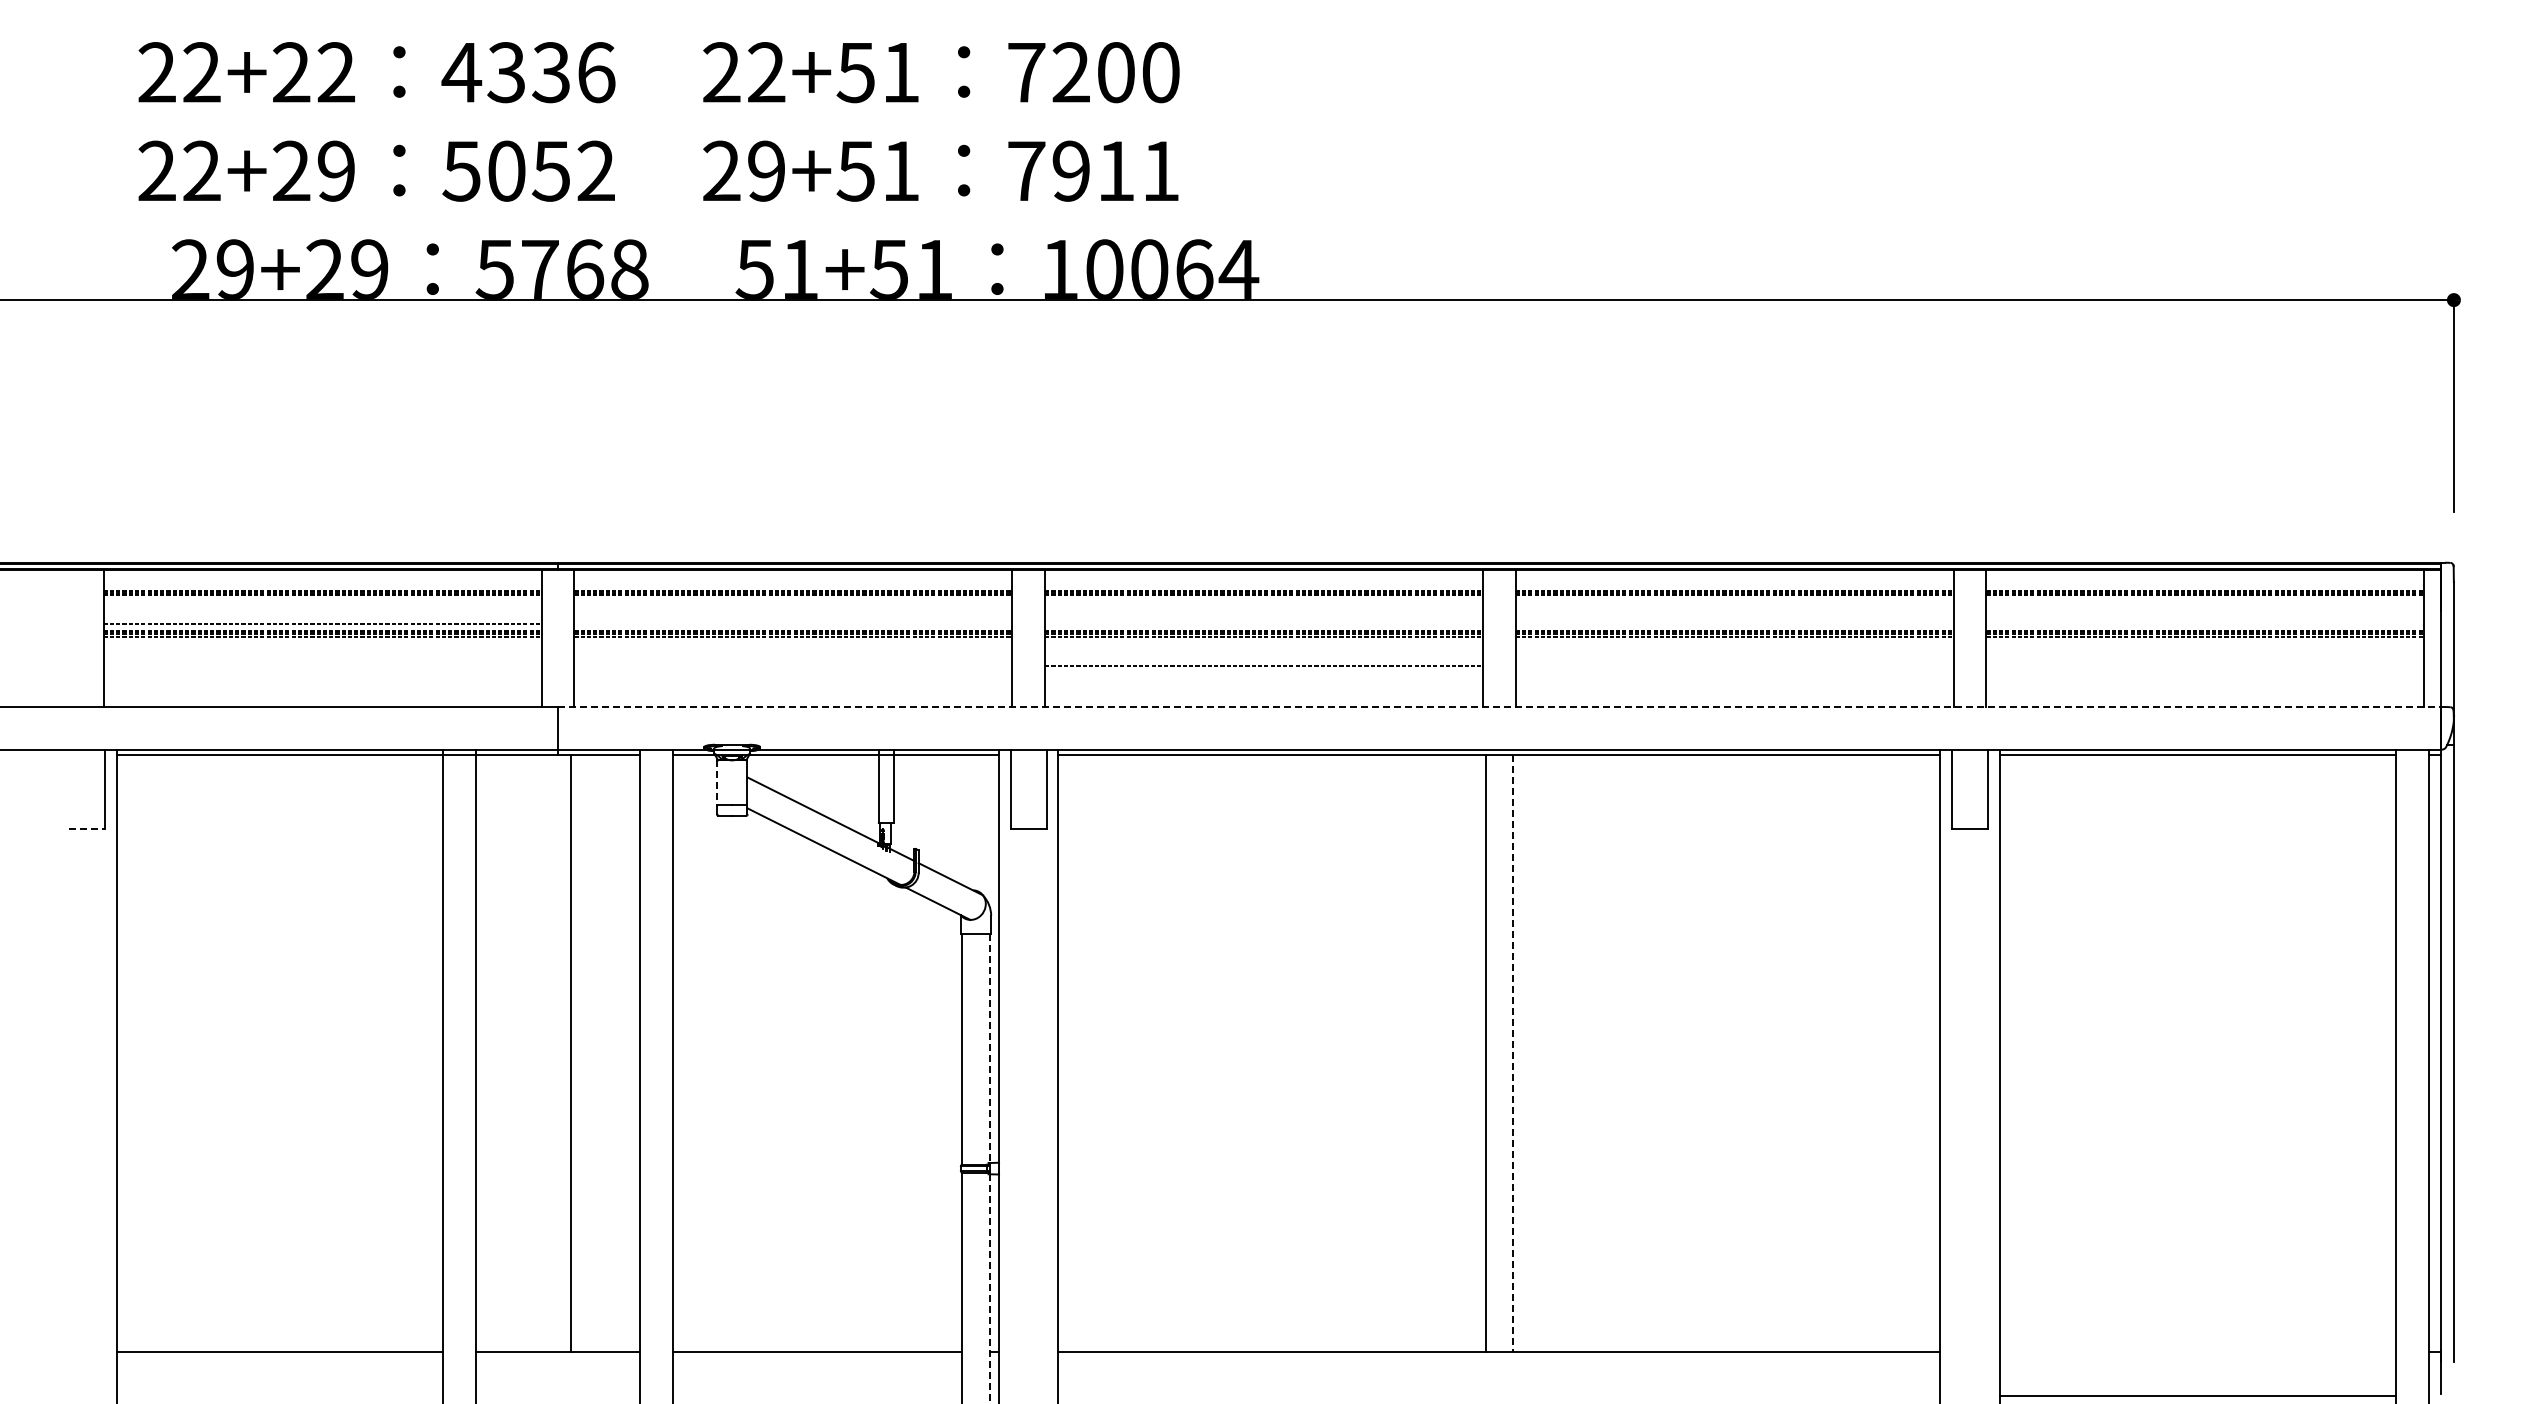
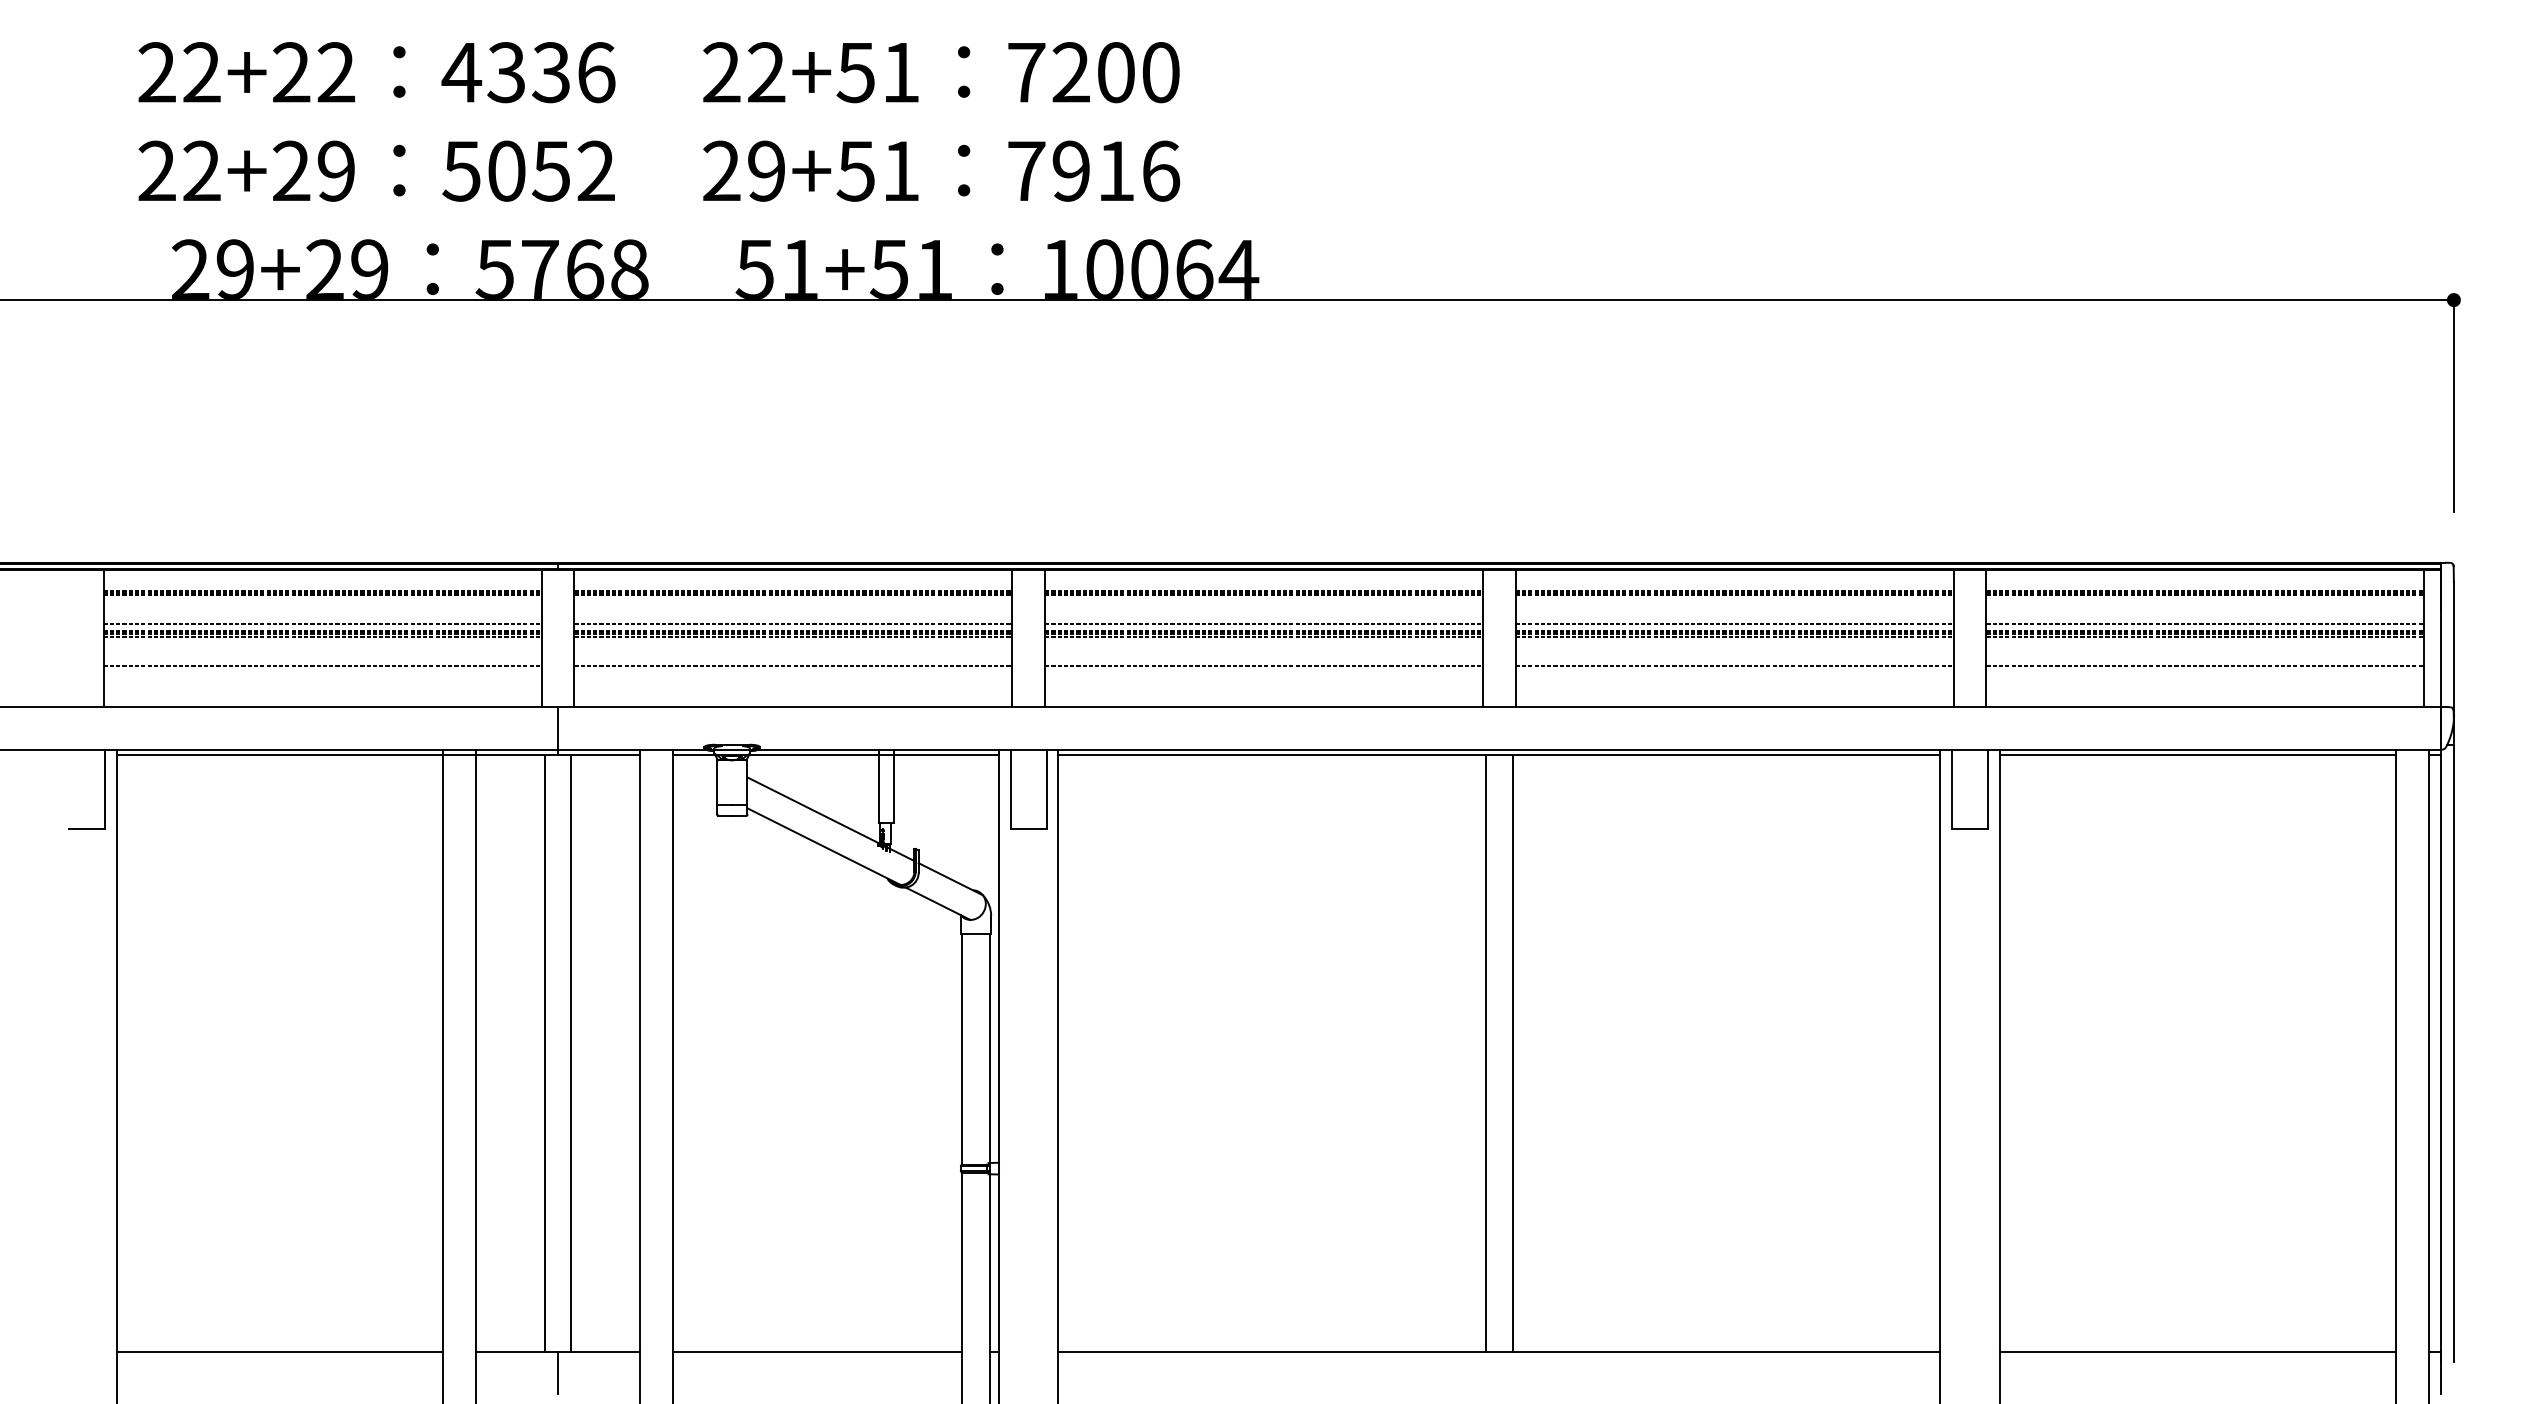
text: 7911 -> 7916 (1161, 170)
line: none -> present (793, 624)
line: none -> present (1263, 624)
line: none -> present (1734, 624)
line: none -> present (2205, 624)
line: none -> present (322, 666)
line: none -> present (793, 666)
line: none -> present (1734, 666)
line: none -> present (2205, 666)
line: dashed -> solid (1499, 707)
line: dashed -> solid (717, 783)
line: dashed -> solid (87, 829)
line: dashed -> solid (989, 1049)
line: none -> present (544, 1053)
line: dashed -> solid (1512, 1053)
line: dashed -> solid (989, 1289)
line: none -> present (558, 1372)
line position: (2197, 1395) -> (2197, 1351) (2197, 1351)
